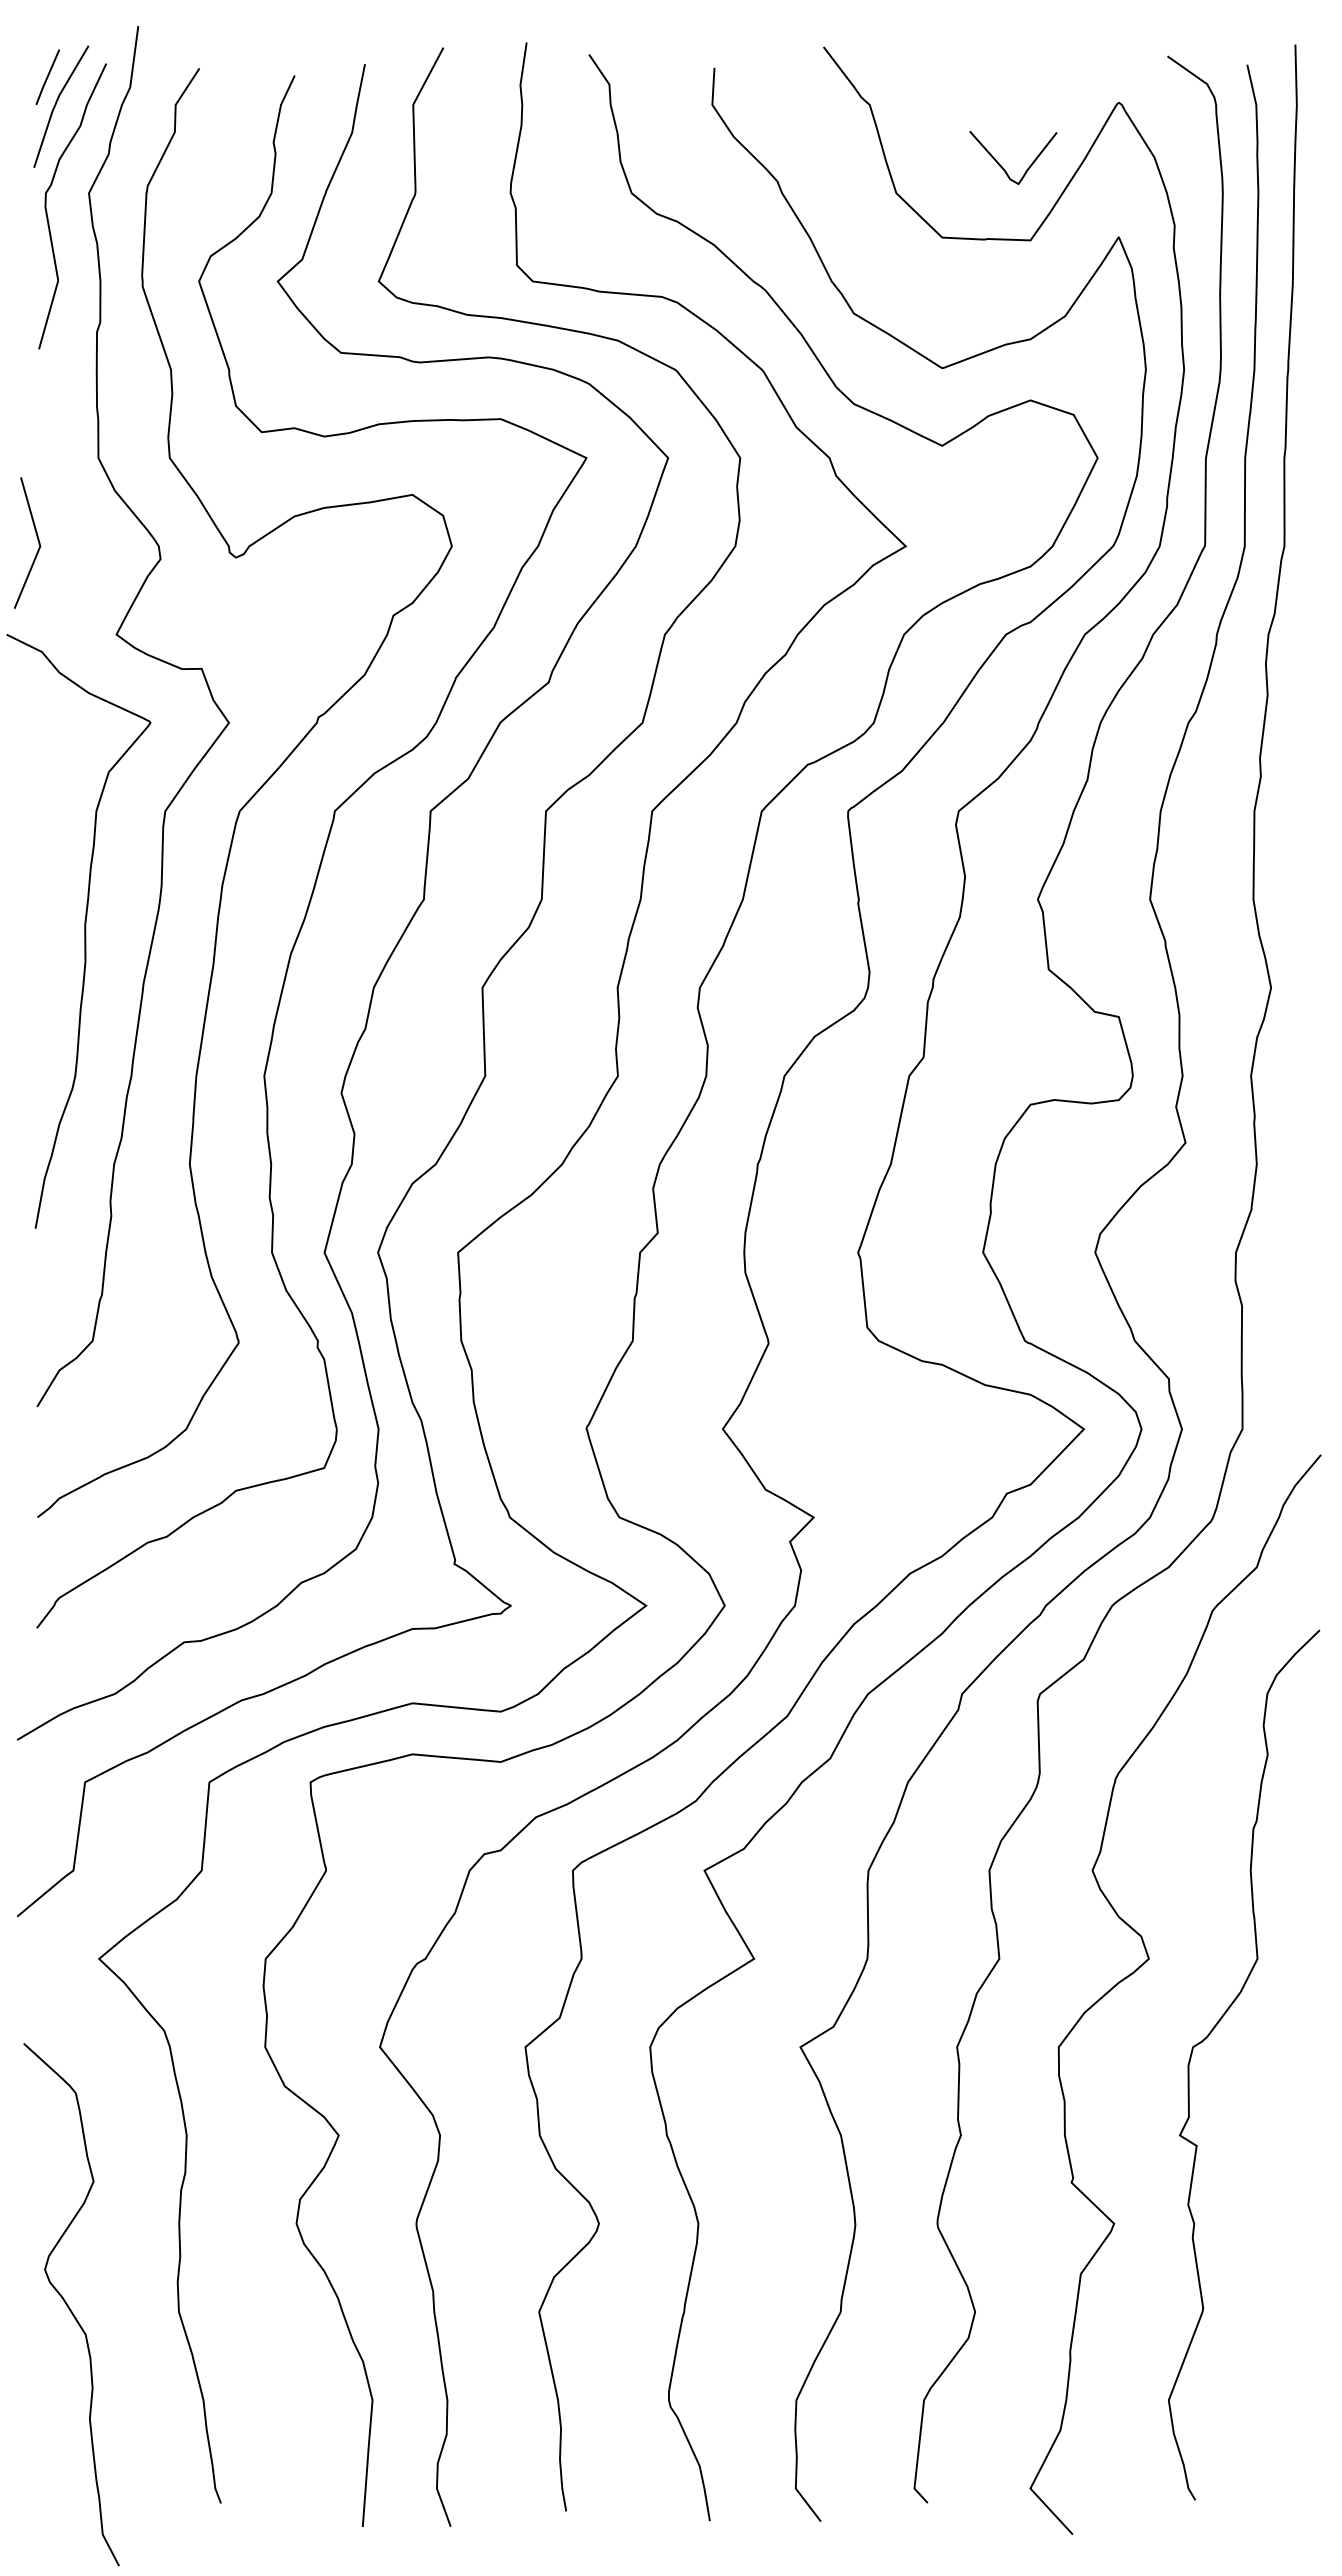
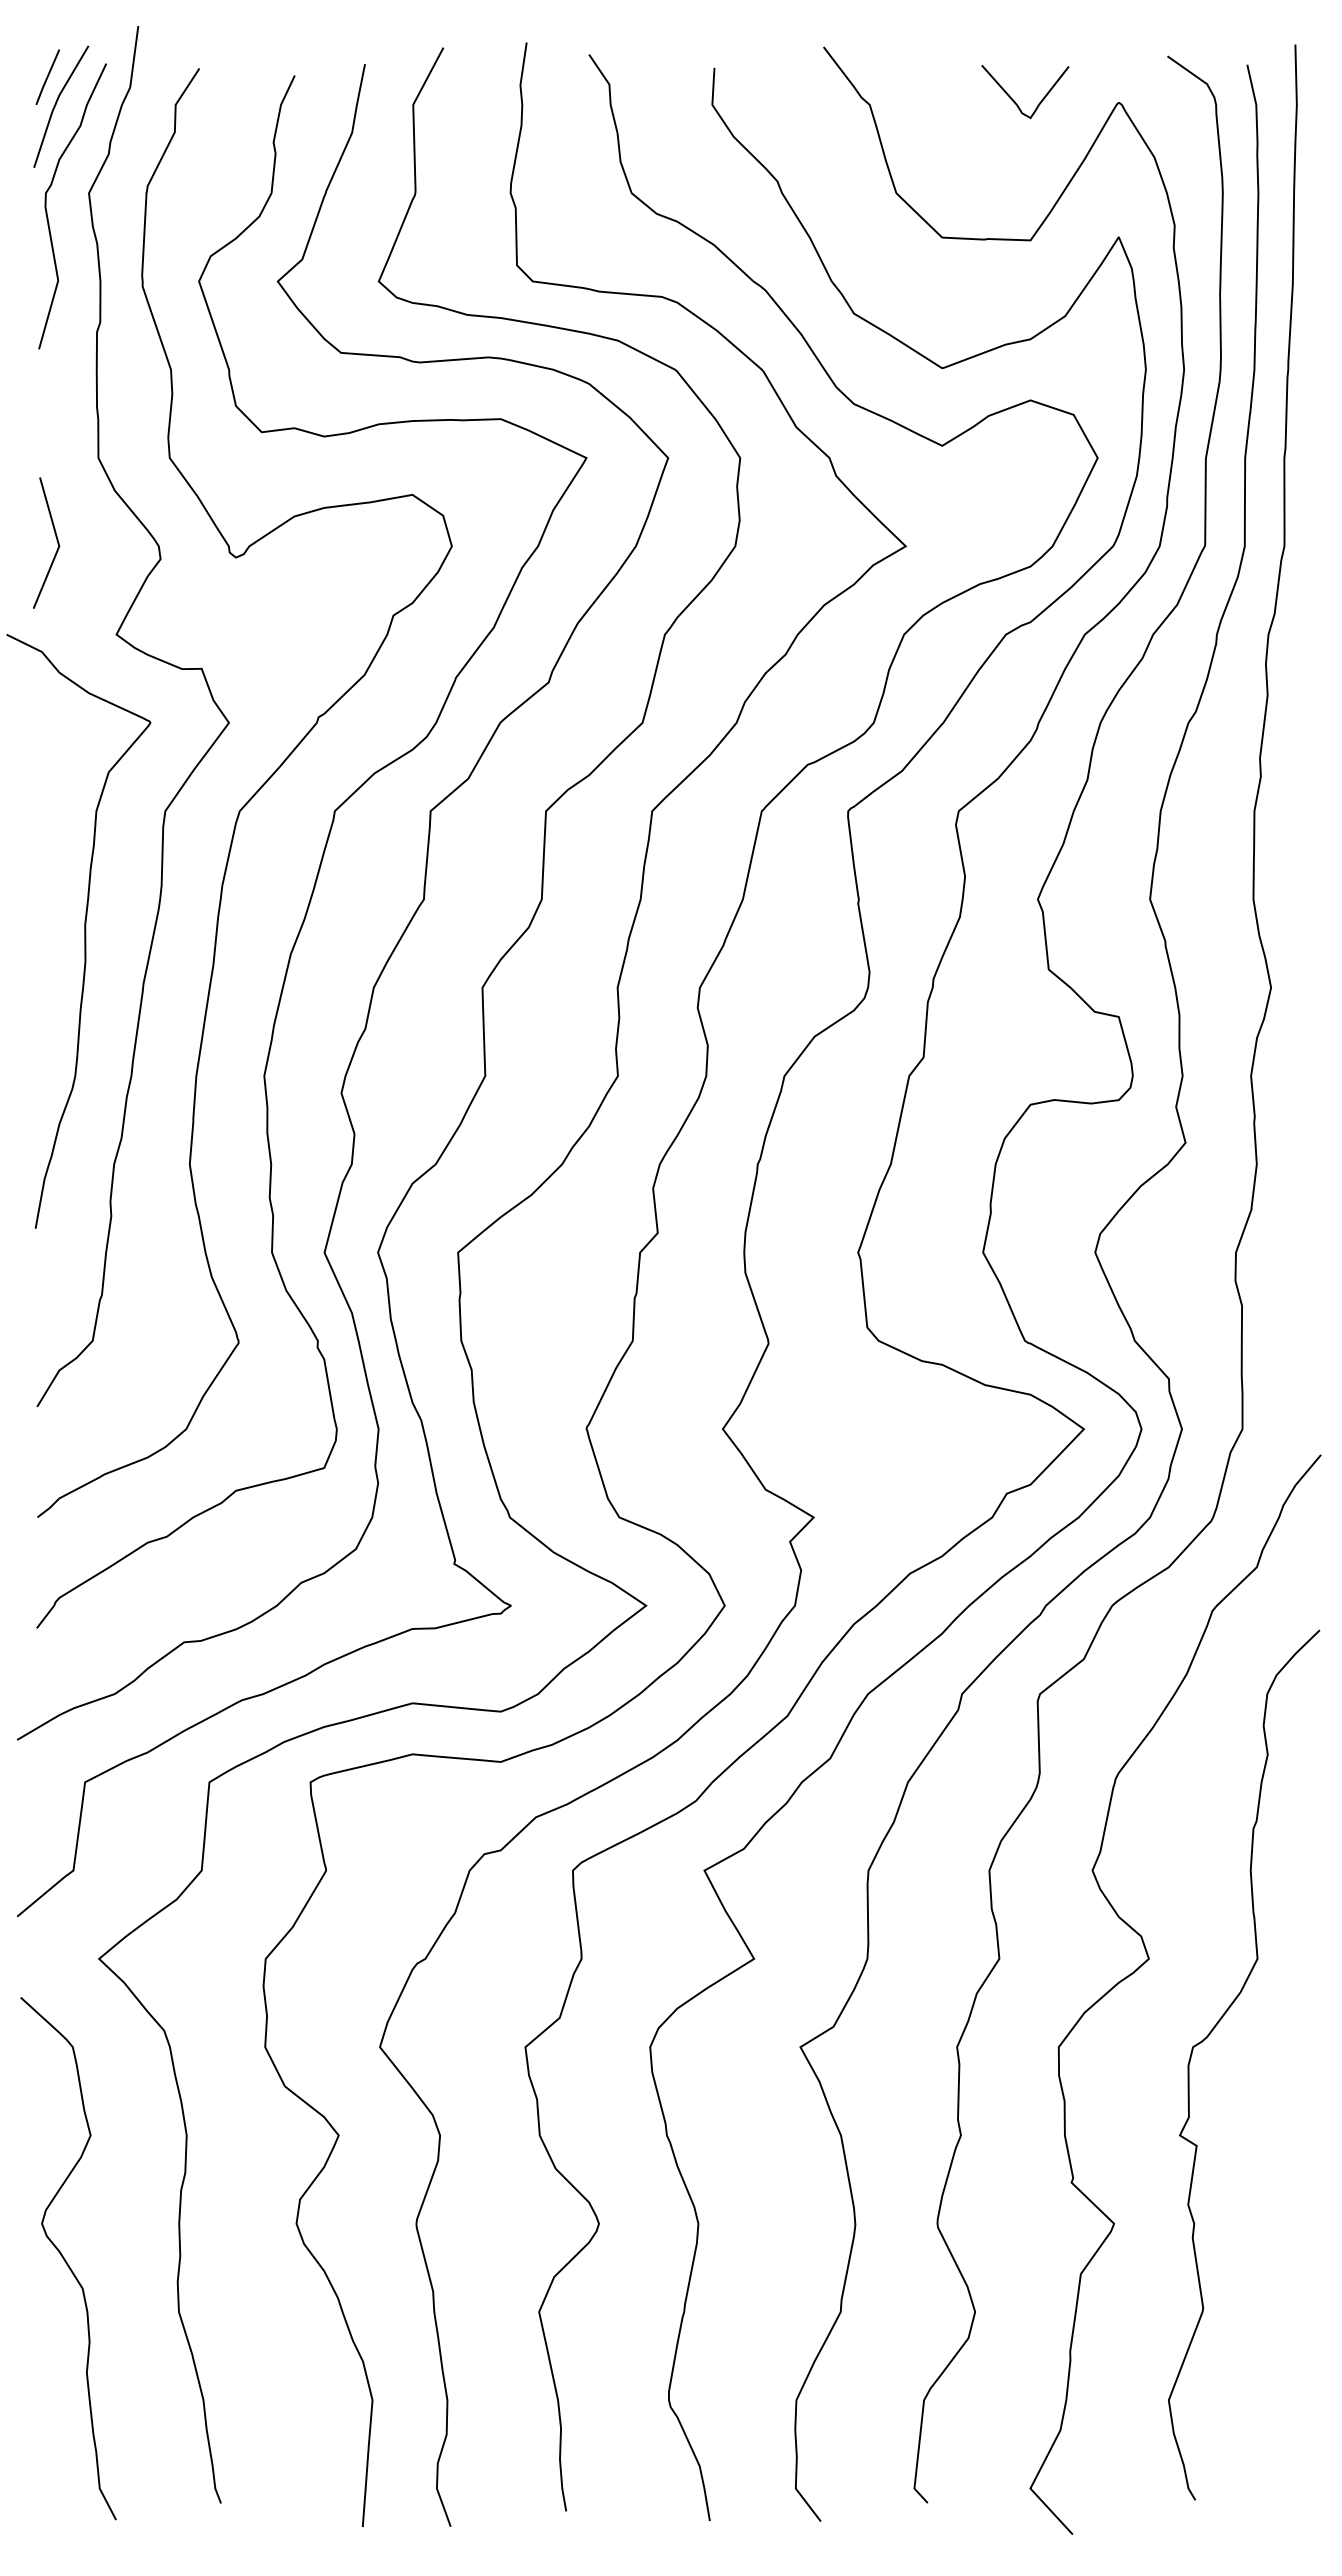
curve position: (1003, 167) -> (1015, 101) (1015, 101)
line position: (37, 540) -> (56, 540) (56, 540)
curve position: (69, 2306) -> (66, 2260) (66, 2260)
